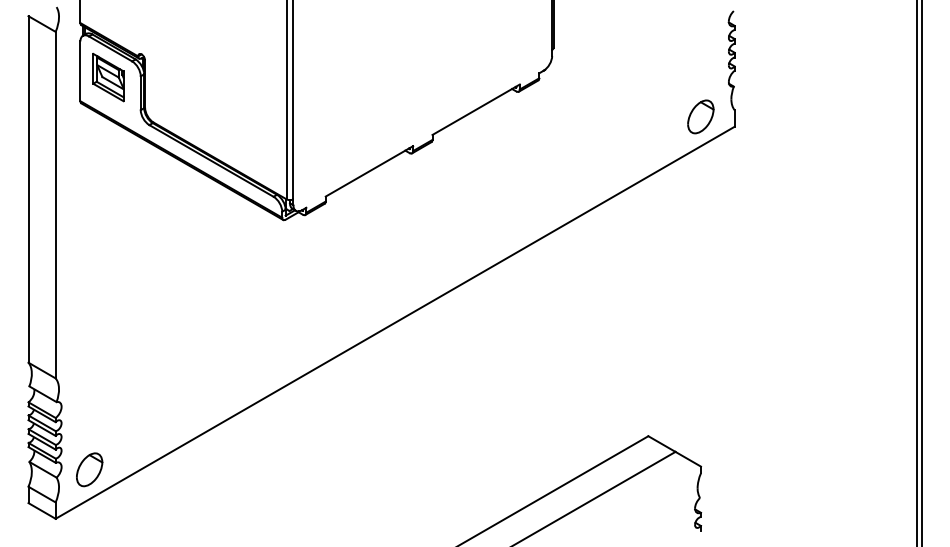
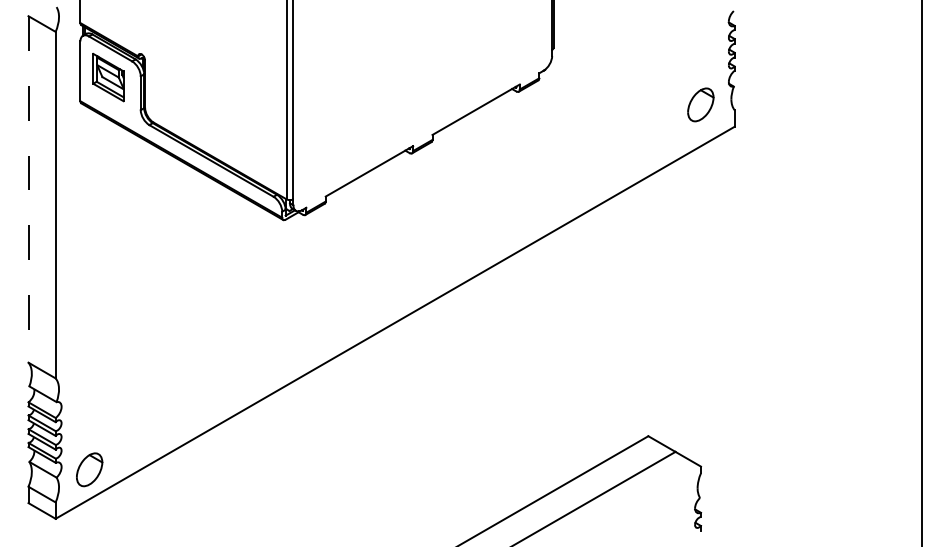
part position: (700, 116) -> (700, 104) (700, 104)
line: solid -> dashed (28, 189)
line: present -> none (916, 272)
